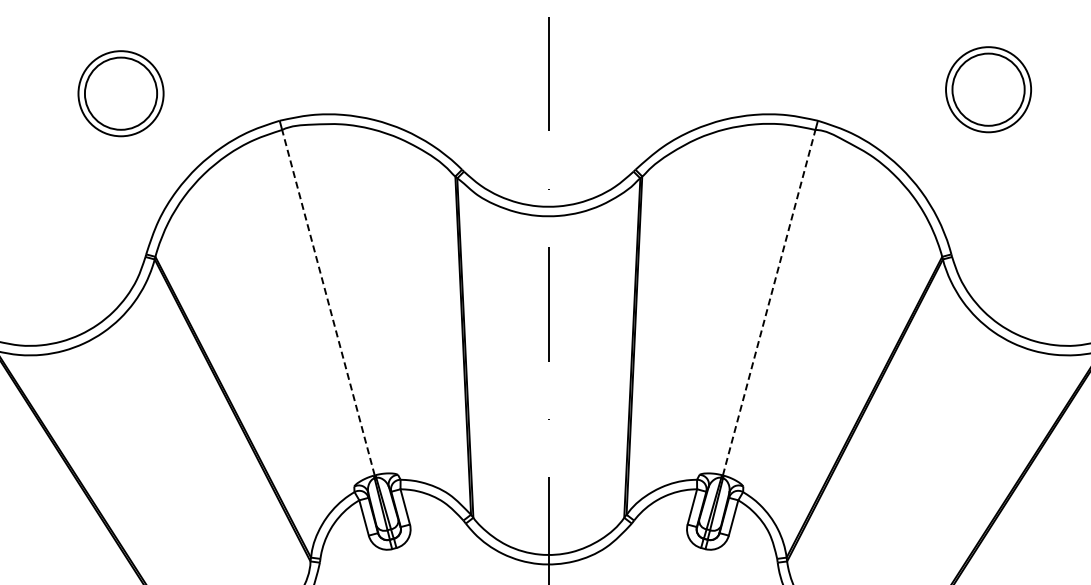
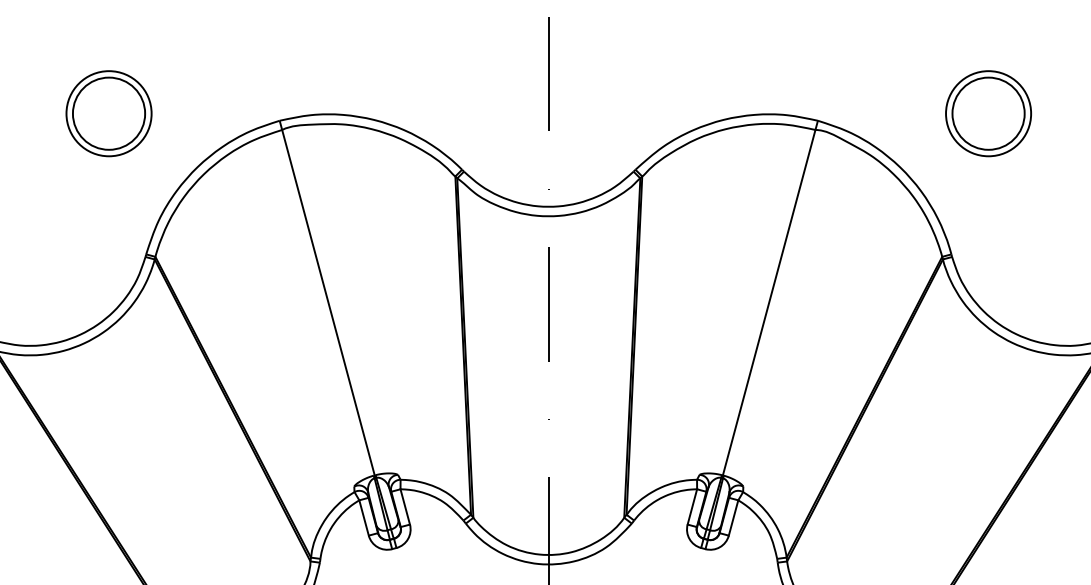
part position: (988, 89) -> (988, 113) (988, 113)
part position: (120, 93) -> (108, 113) (108, 113)
line: dashed -> solid (328, 302)
line: dashed -> solid (769, 302)
